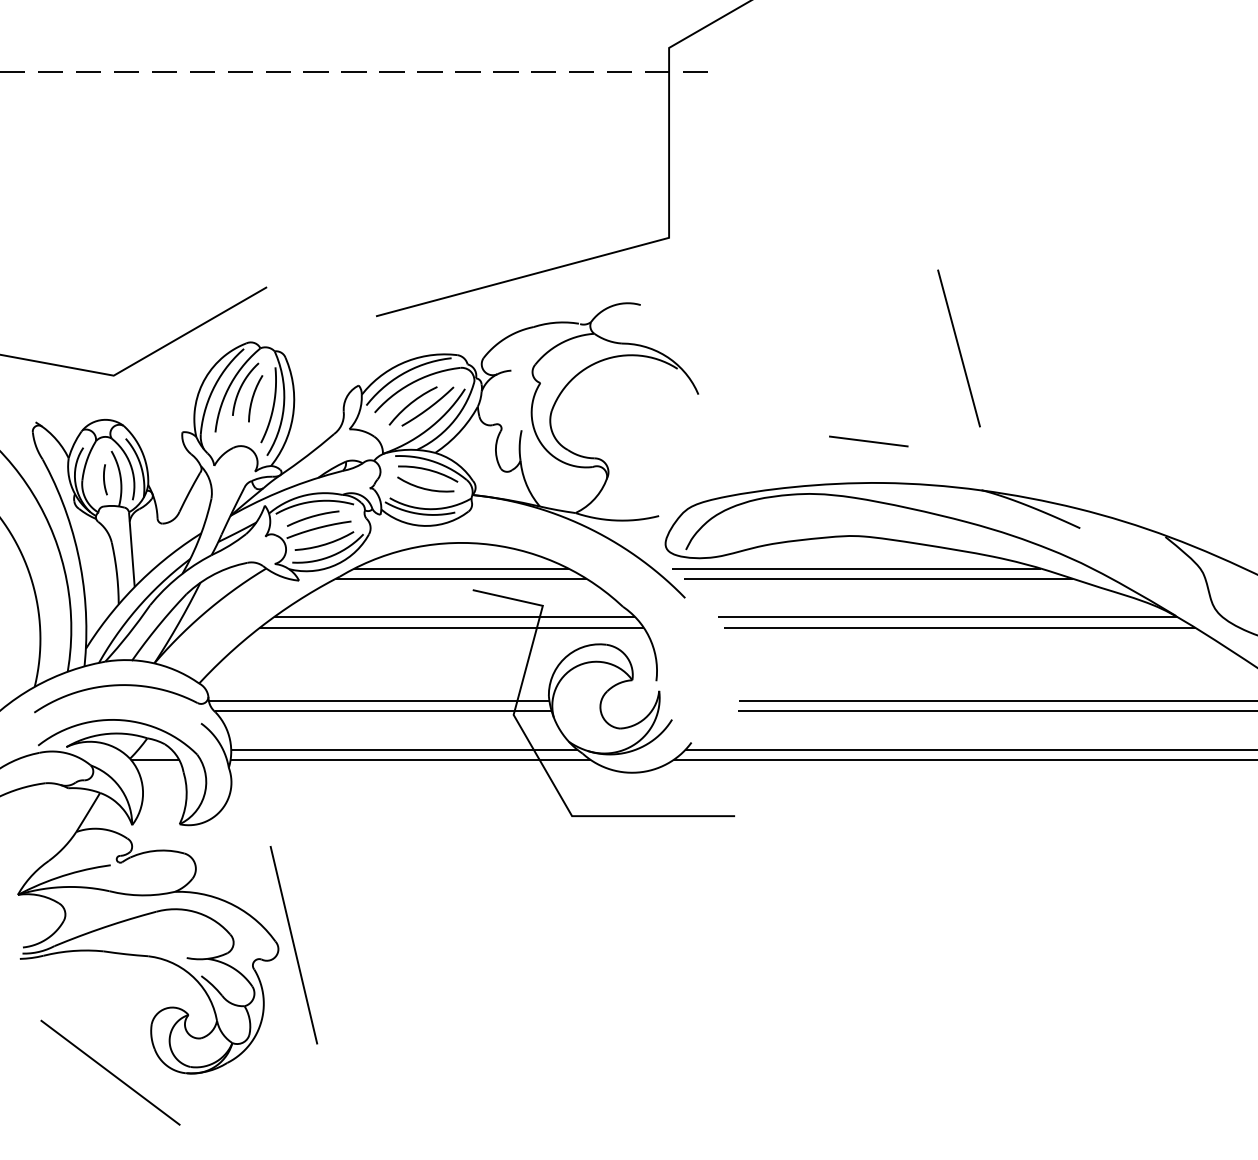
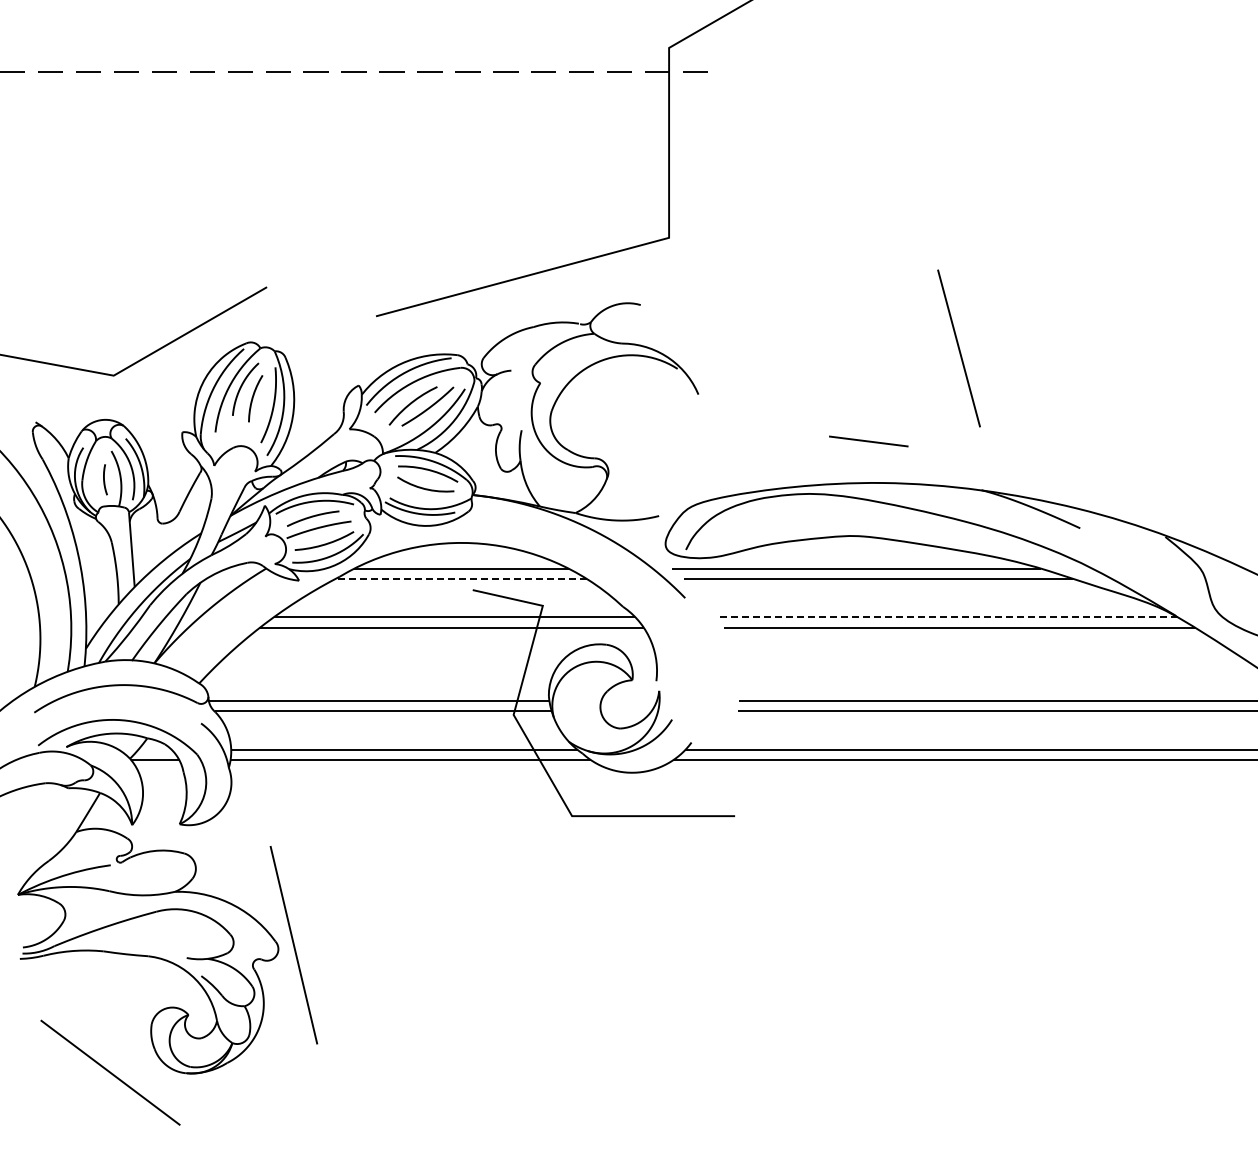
line: solid -> dashed (460, 578)
line: solid -> dashed (947, 617)
